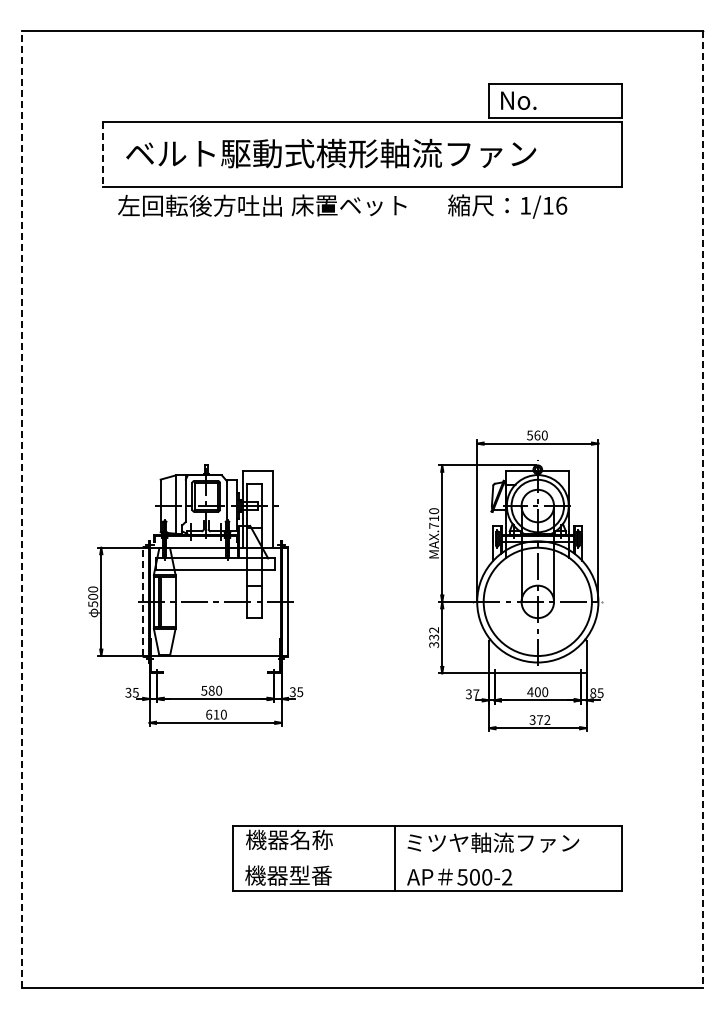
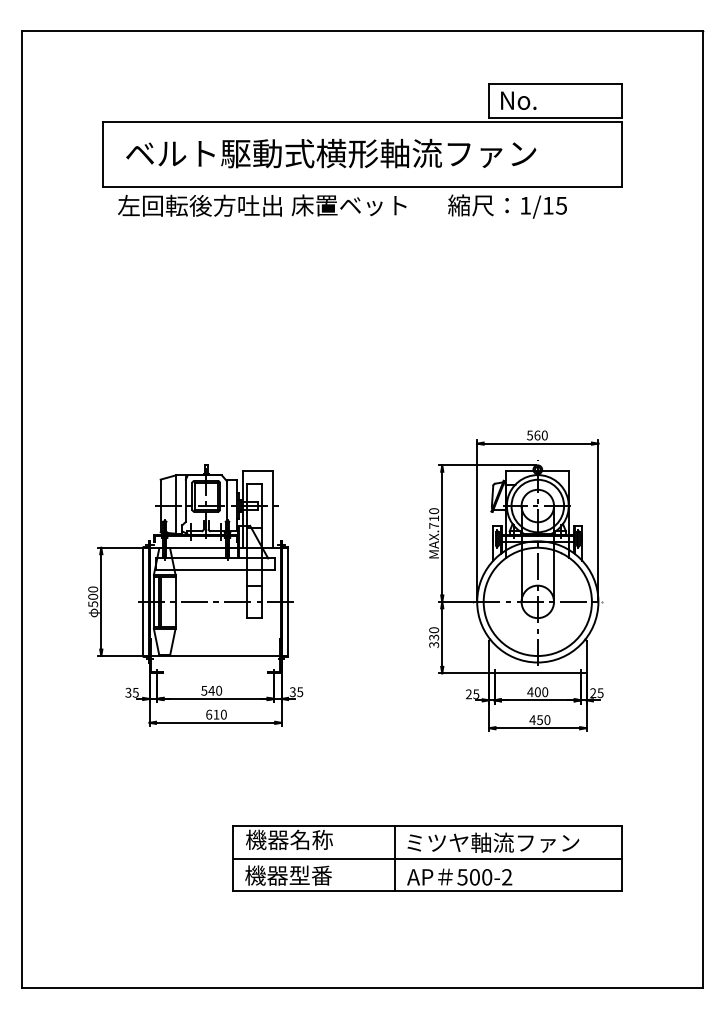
line: dashed -> solid (102, 154)
text: 1/16 -> 1/15 (561, 205)
line: dashed -> solid (21, 509)
line: dashed -> solid (703, 509)
line: dashed -> solid (143, 601)
text: 332 -> 330 (434, 630)
text: 580 -> 540 (211, 690)
text: 85 -> 25 (593, 692)
text: 37 -> 25 (472, 694)
text: 372 -> 450 (539, 720)
line: none -> present (427, 858)
